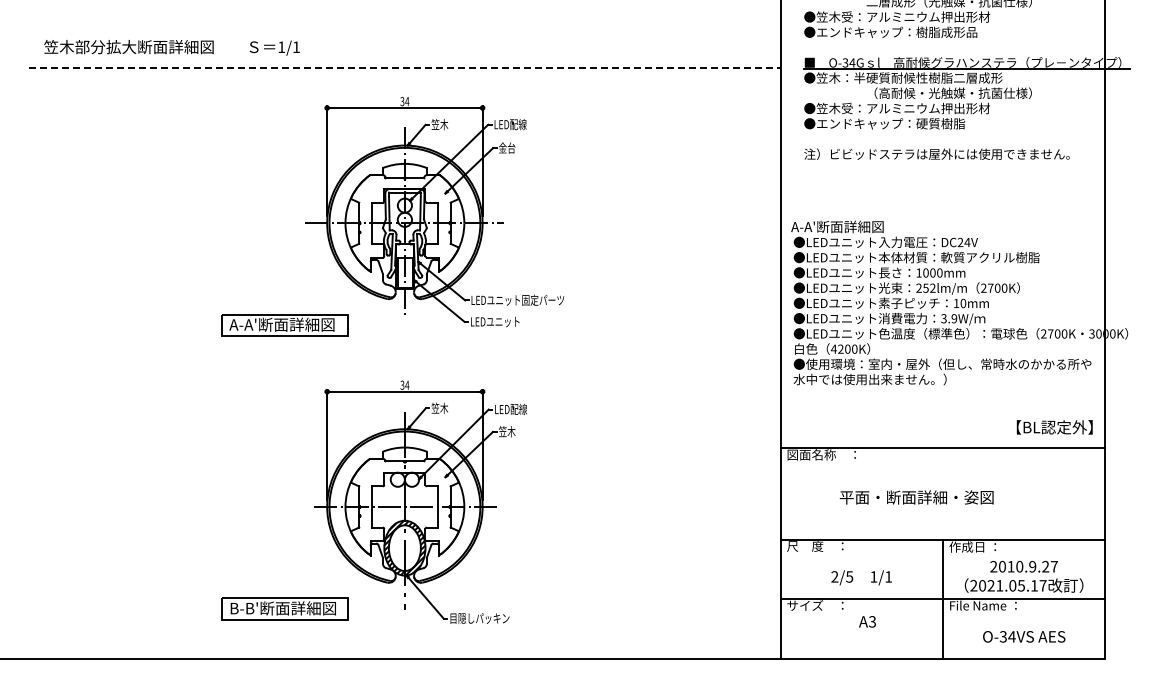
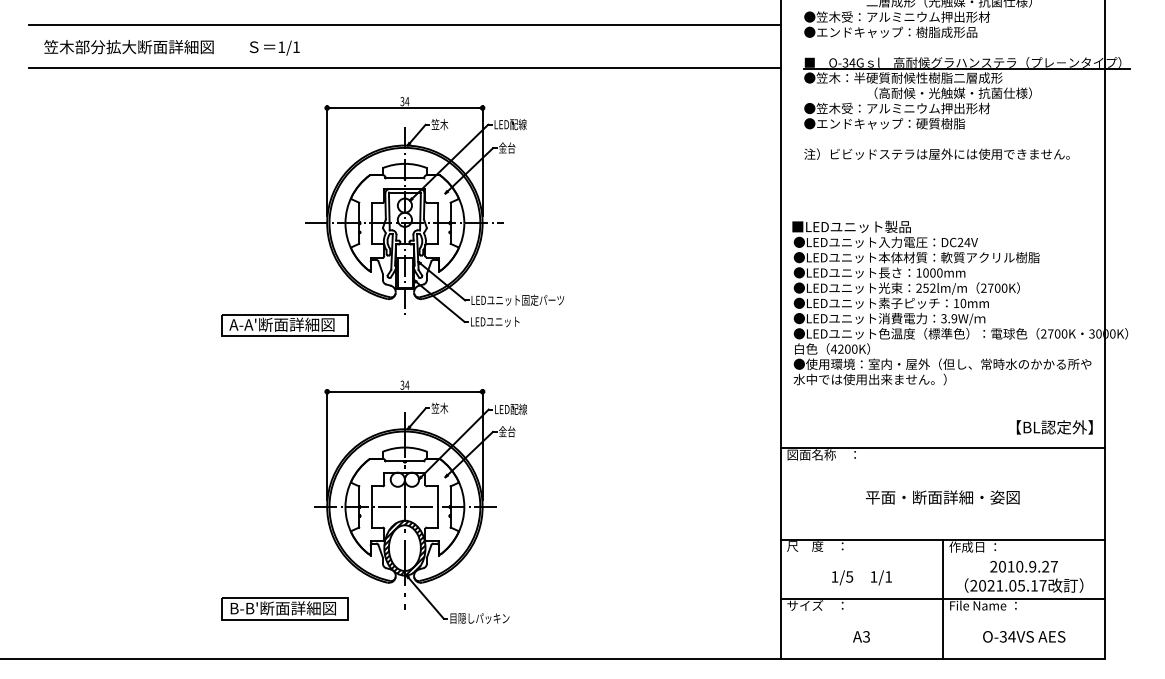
line: none -> present (404, 25)
line: dashed -> solid (404, 67)
text: A-A'断面詳細図 -> ■LEDユニット製品 (850, 226)
text: 笠木 -> 金台 (507, 431)
text position: (916, 497) -> (942, 497) (942, 497)
text: 2/5 -> 1/5 (834, 576)
text position: (867, 621) -> (861, 636) (861, 636)
